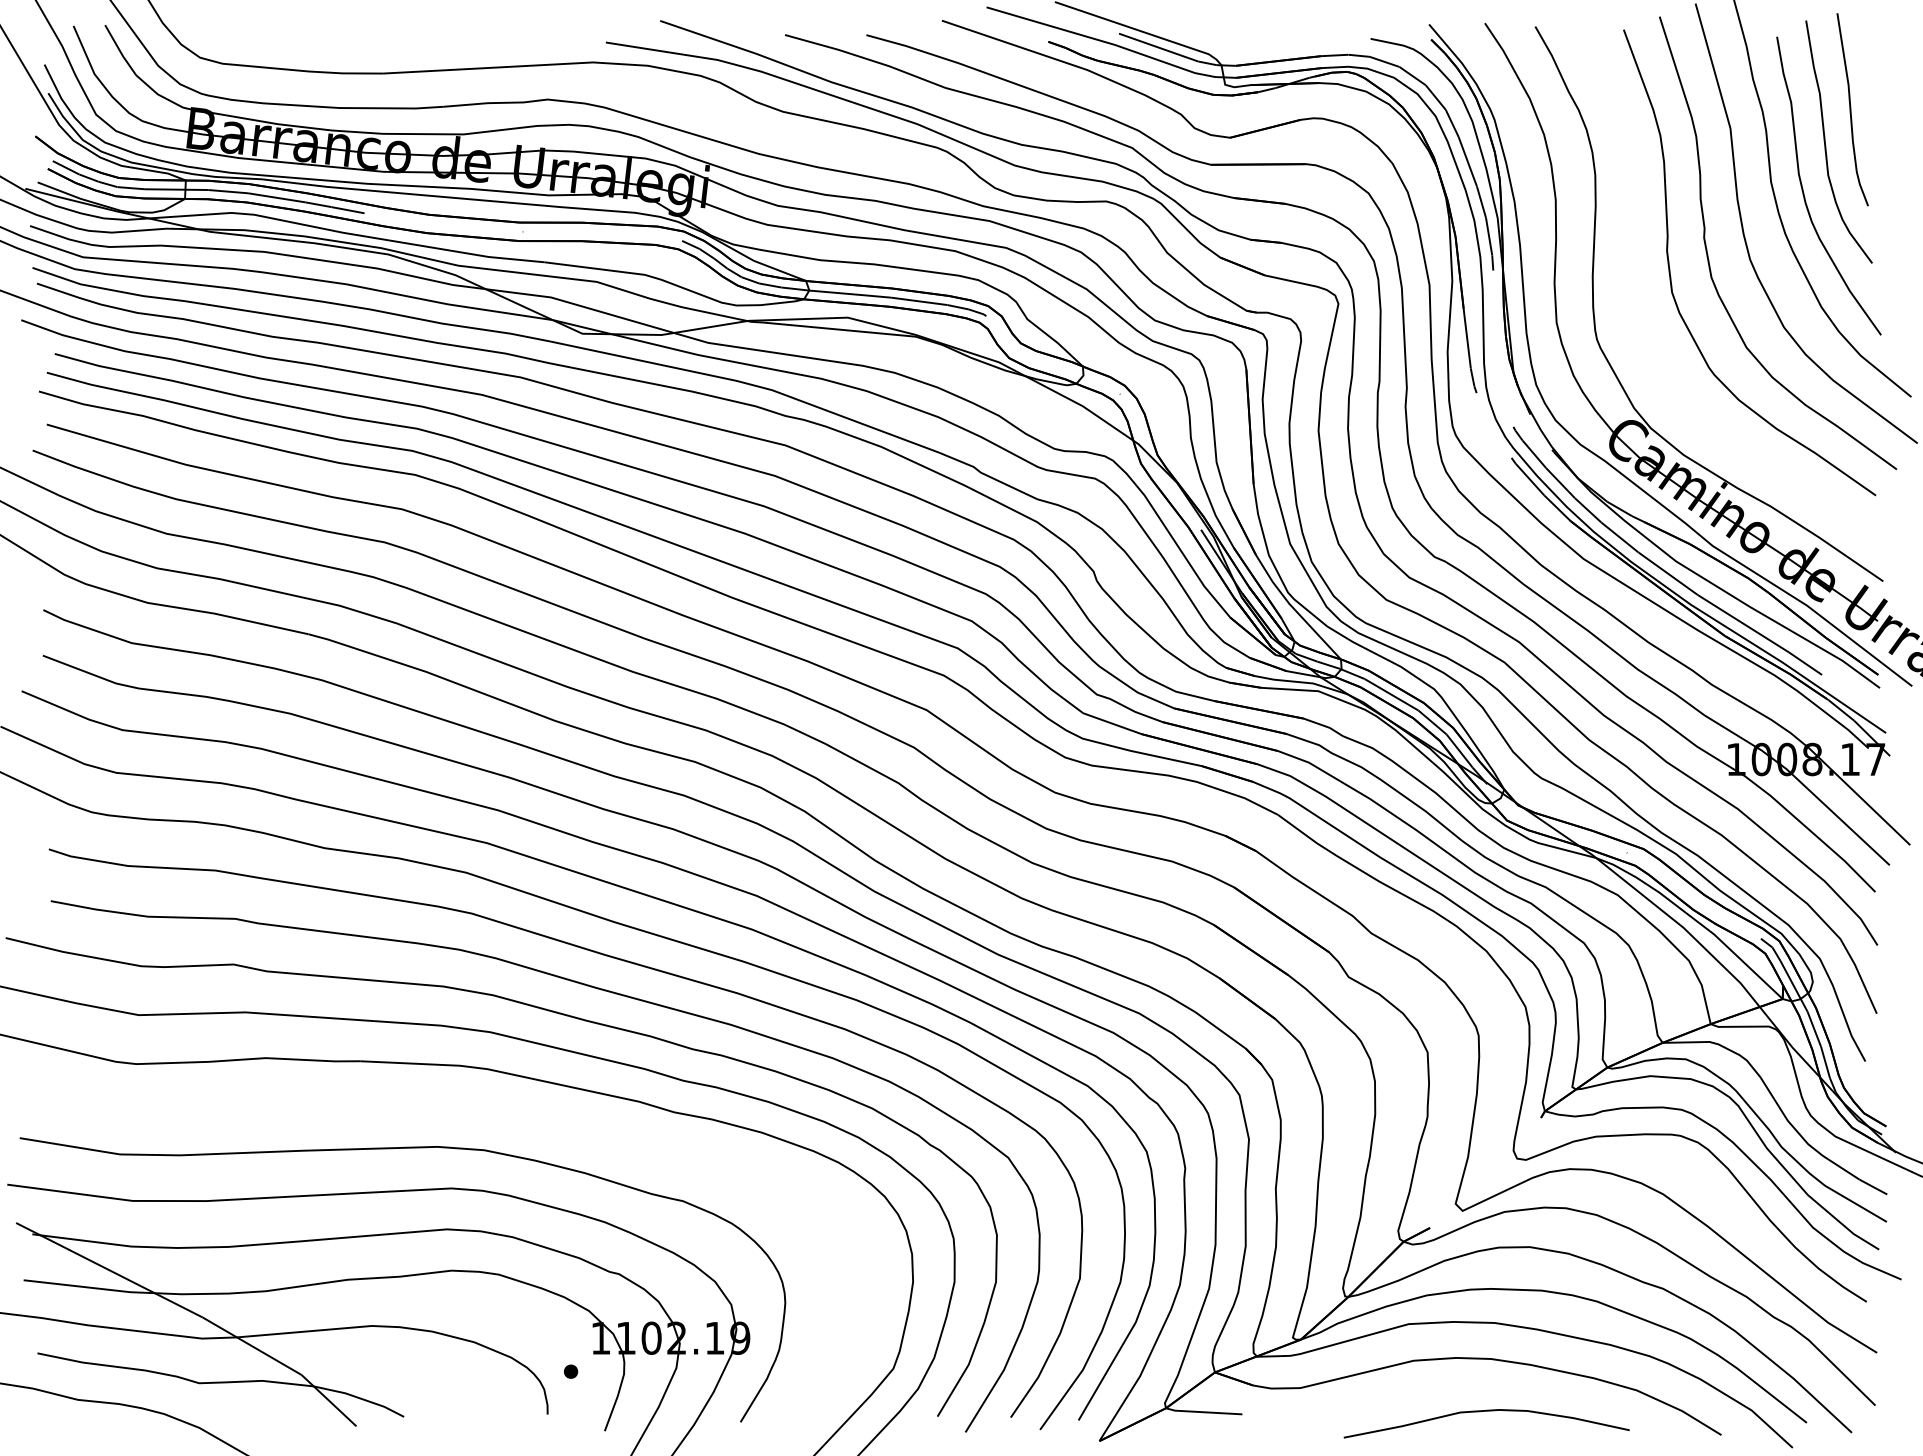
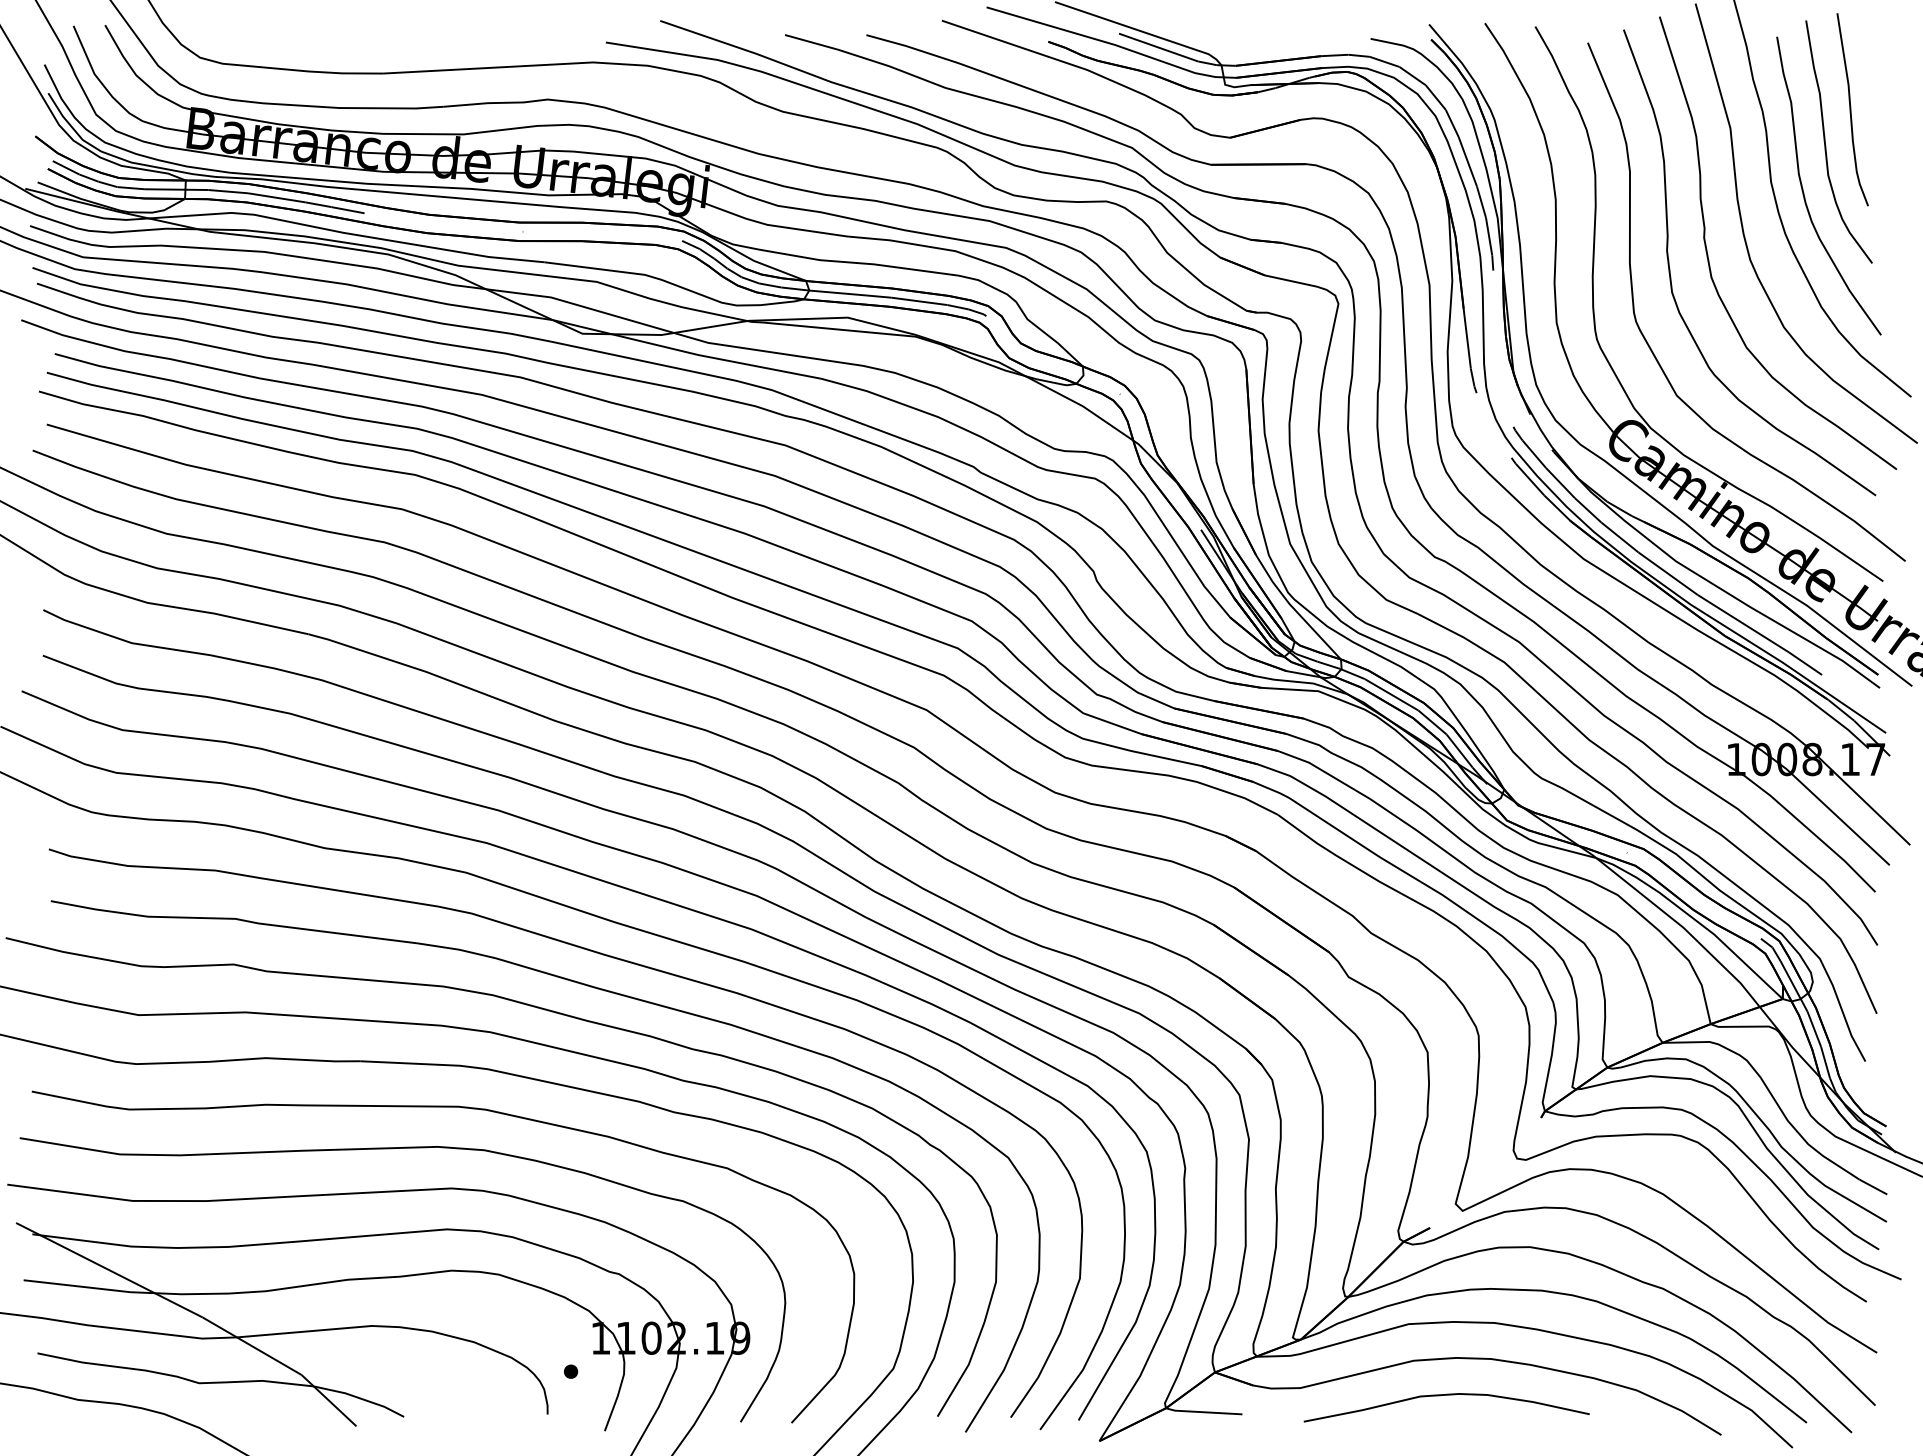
curve: none -> present (1654, 353)
curve: none -> present (443, 1107)
curve position: (1486, 1411) -> (1446, 1395) (1446, 1395)
